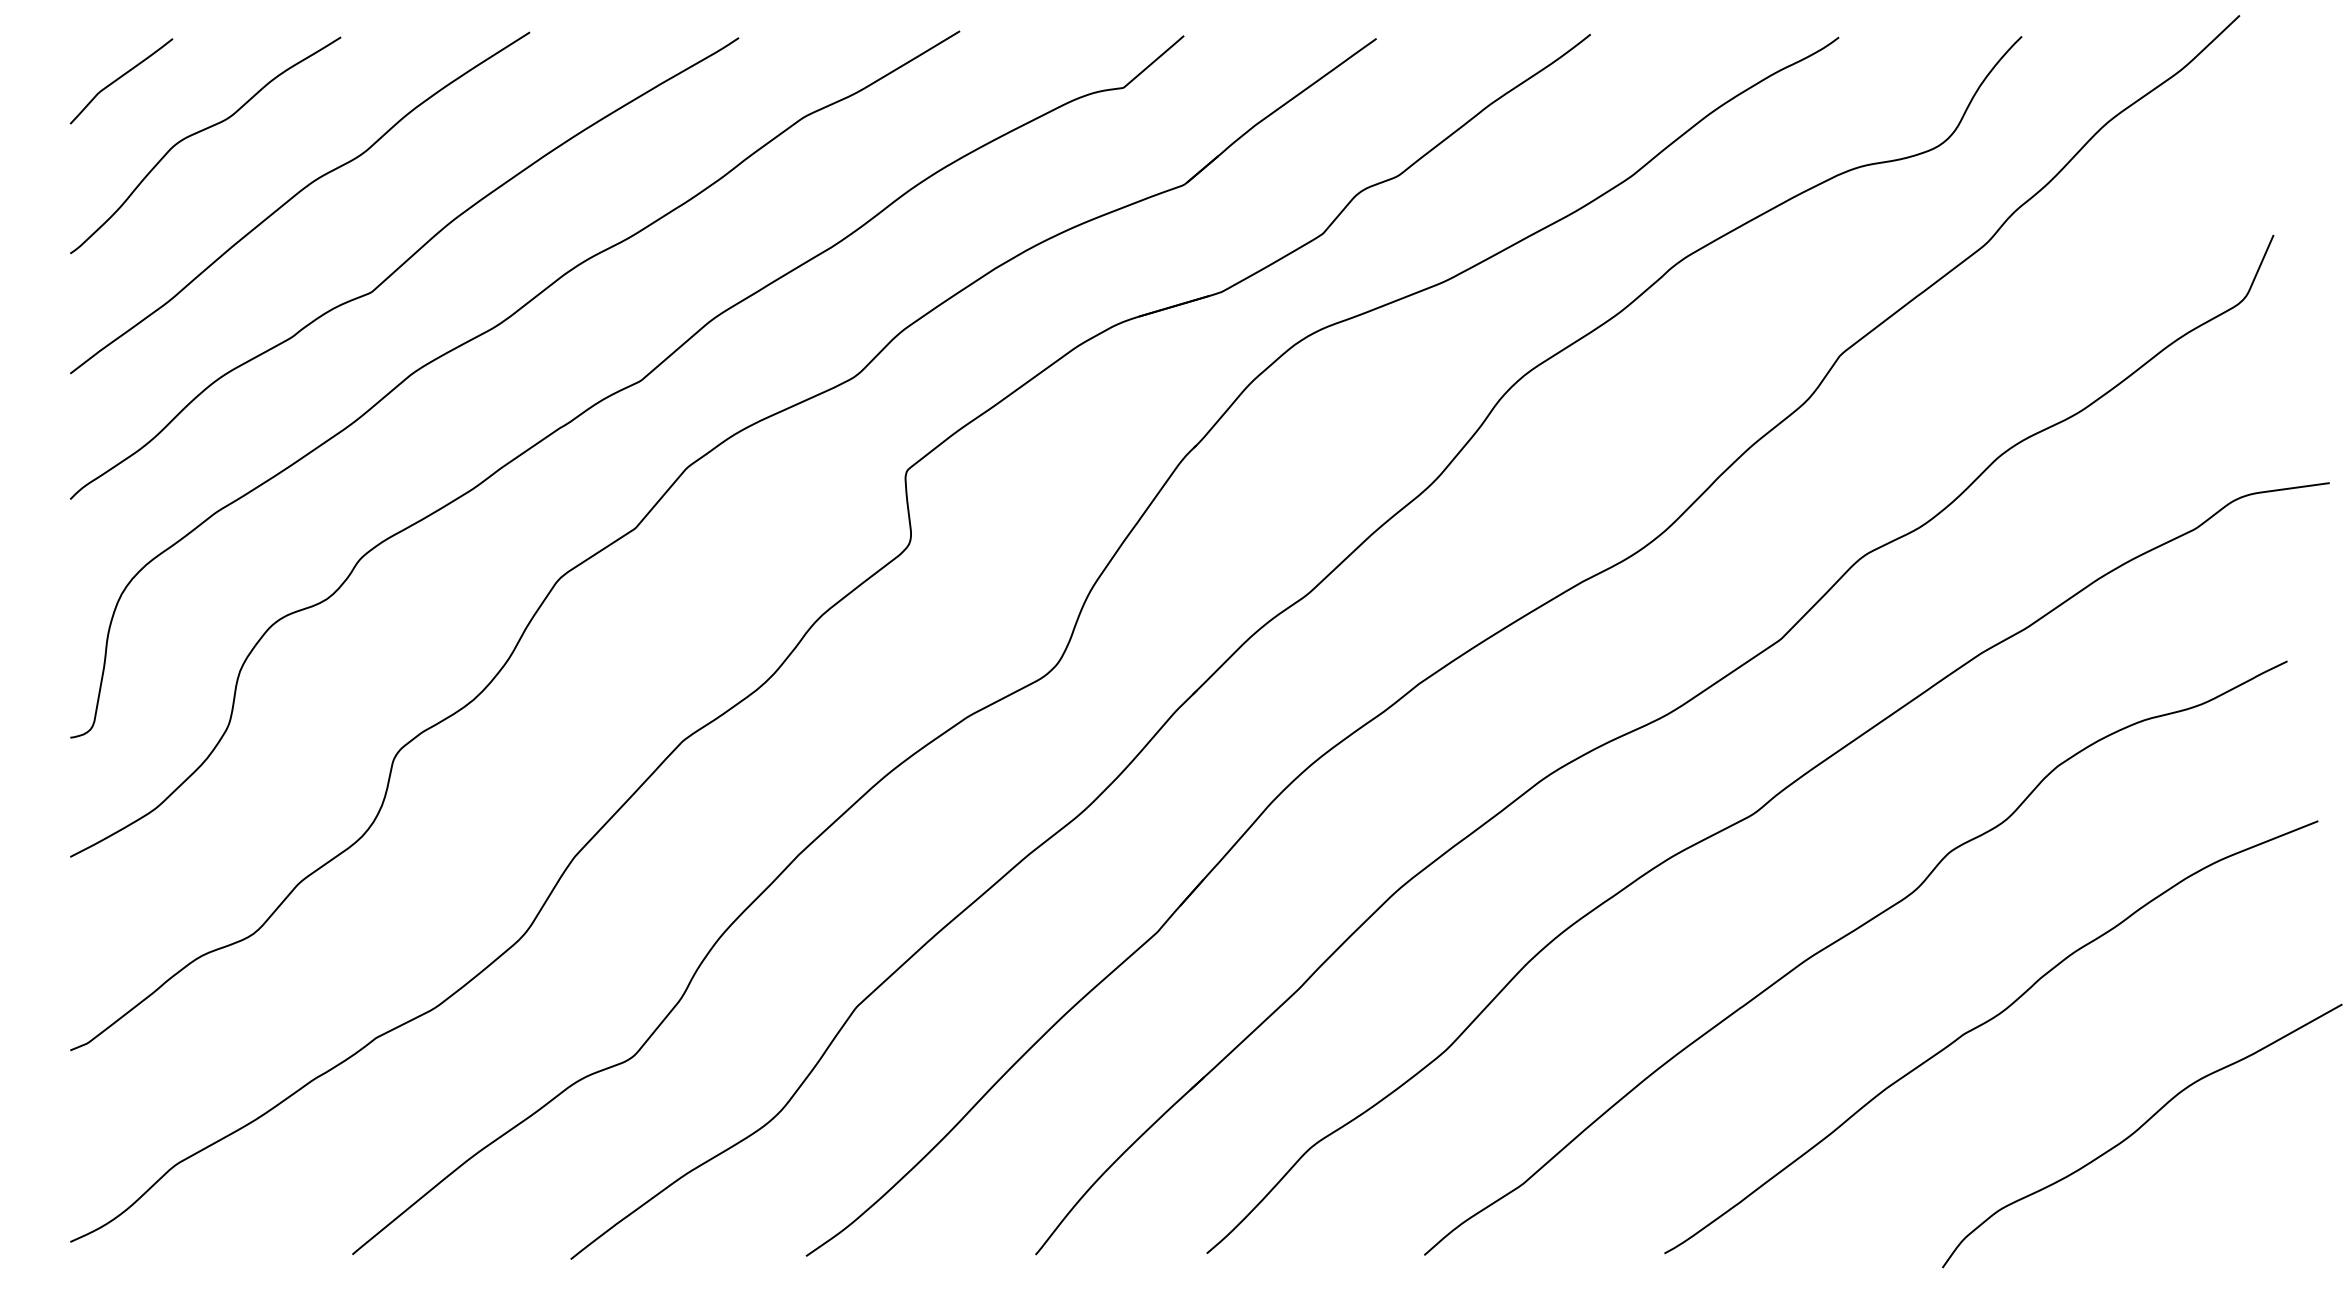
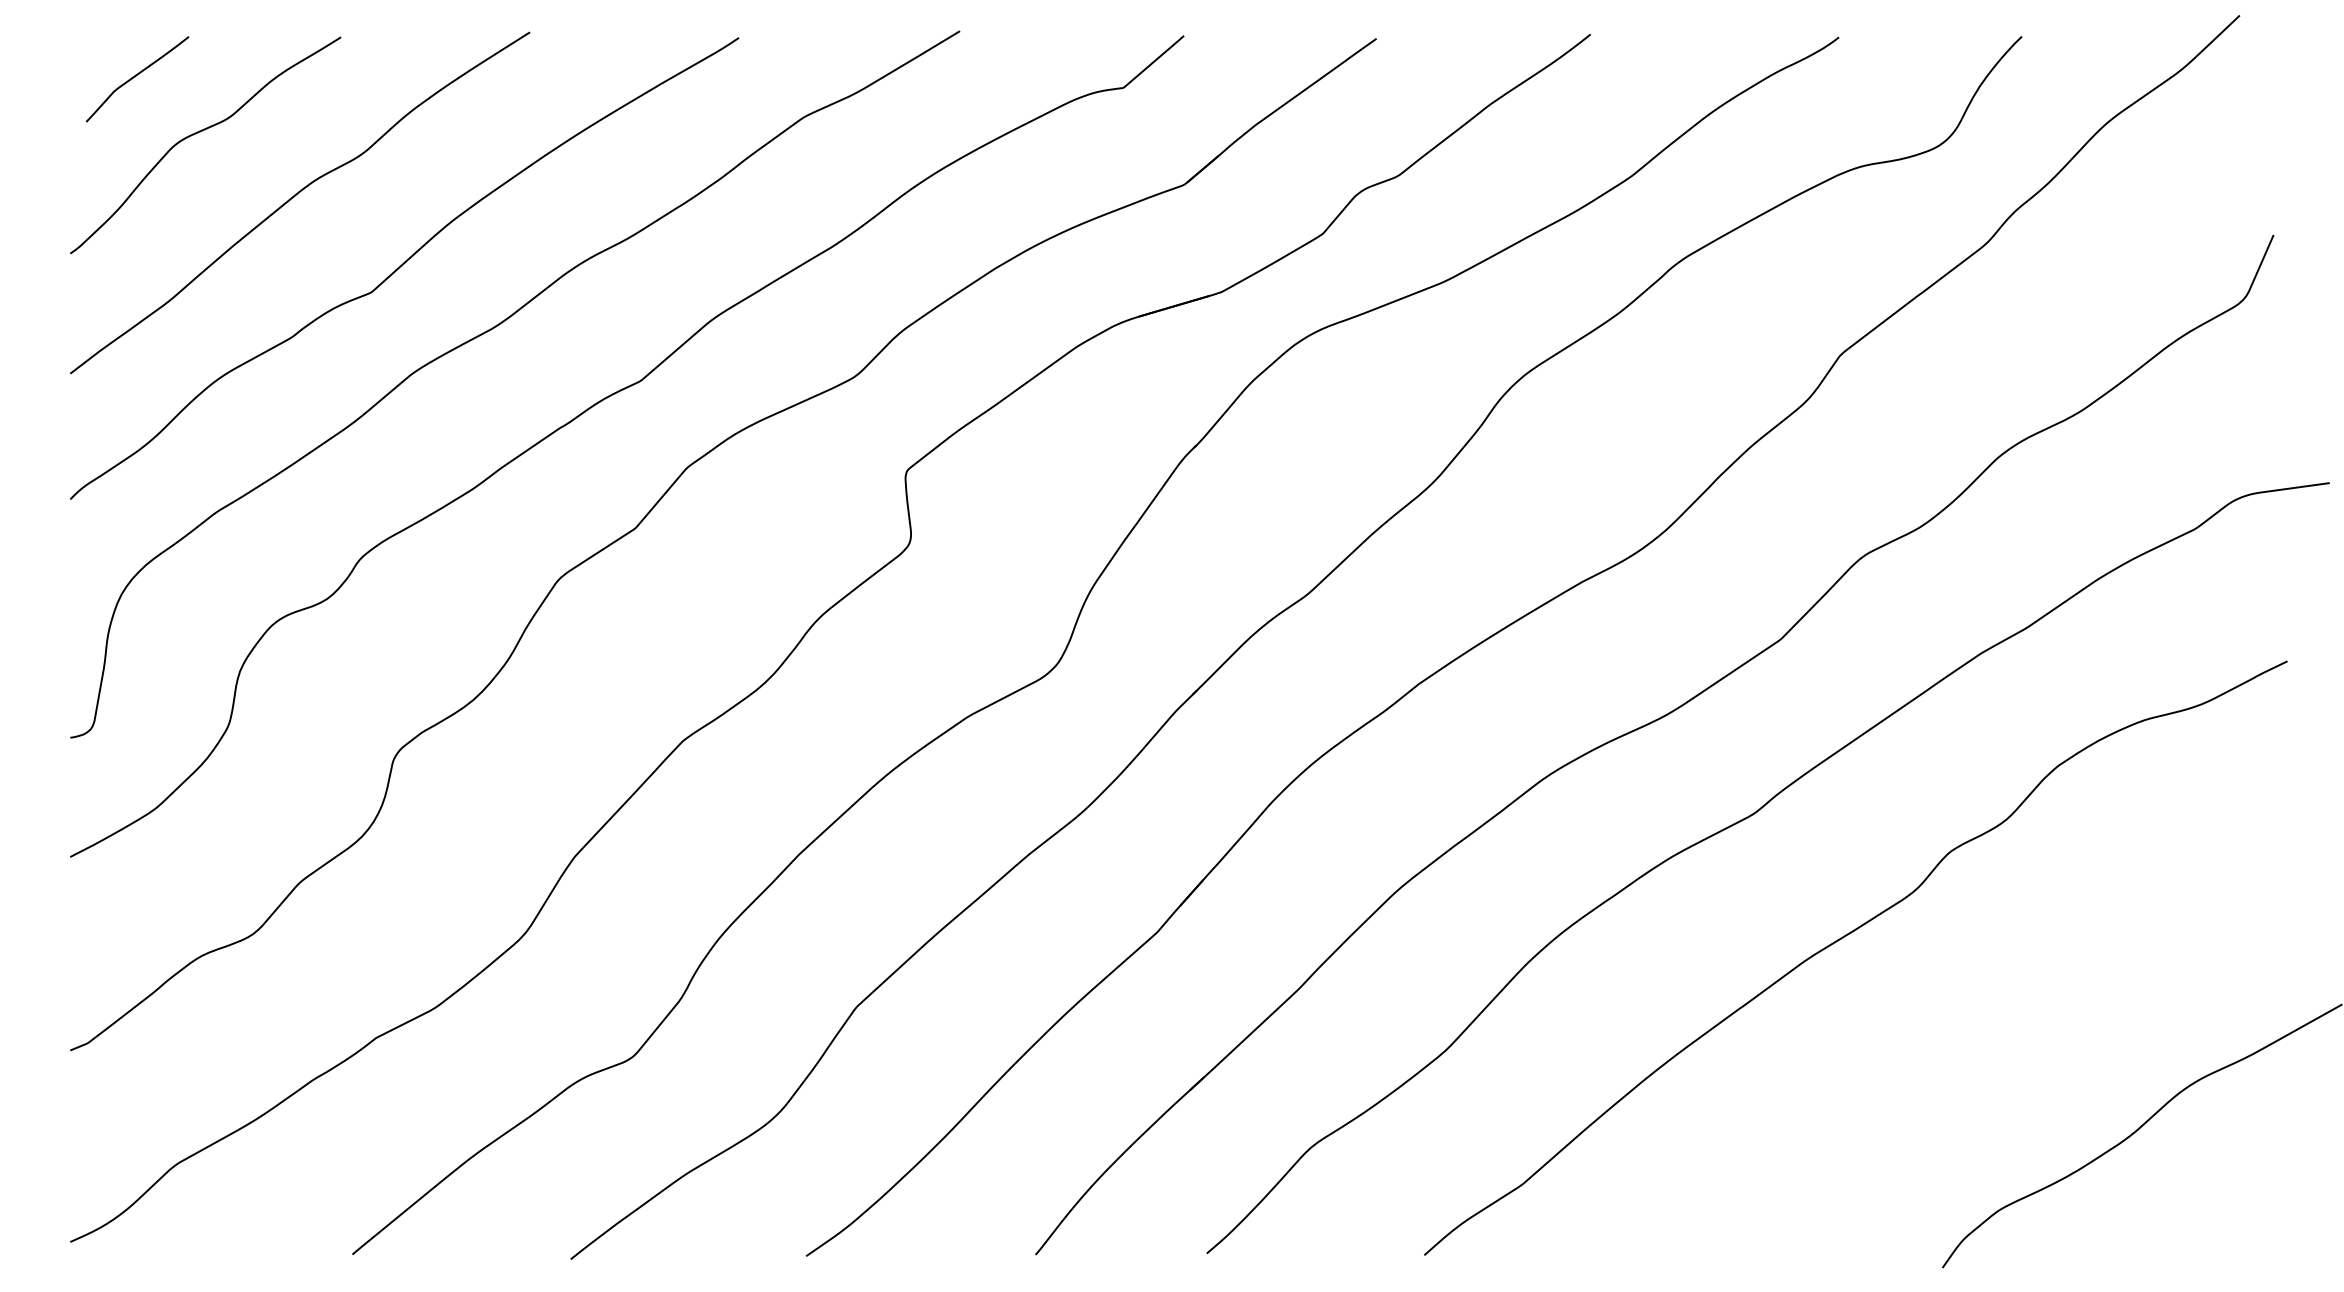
curve position: (119, 79) -> (135, 77) (135, 77)
curve: present -> none (1984, 1024)
